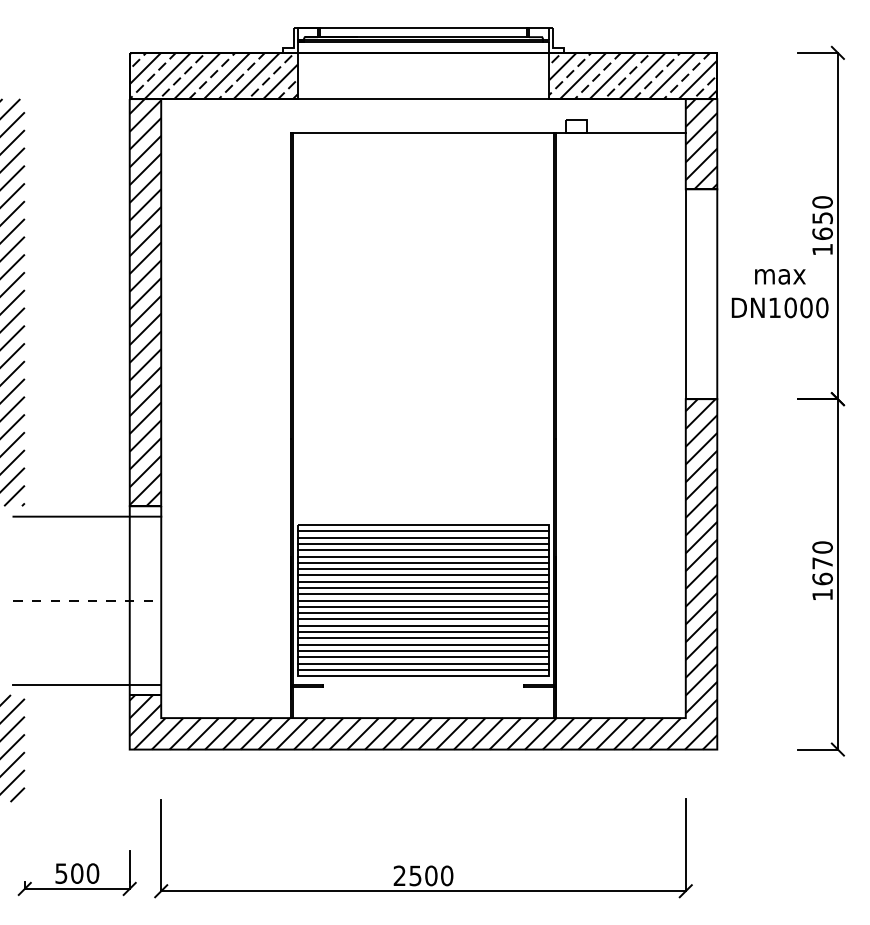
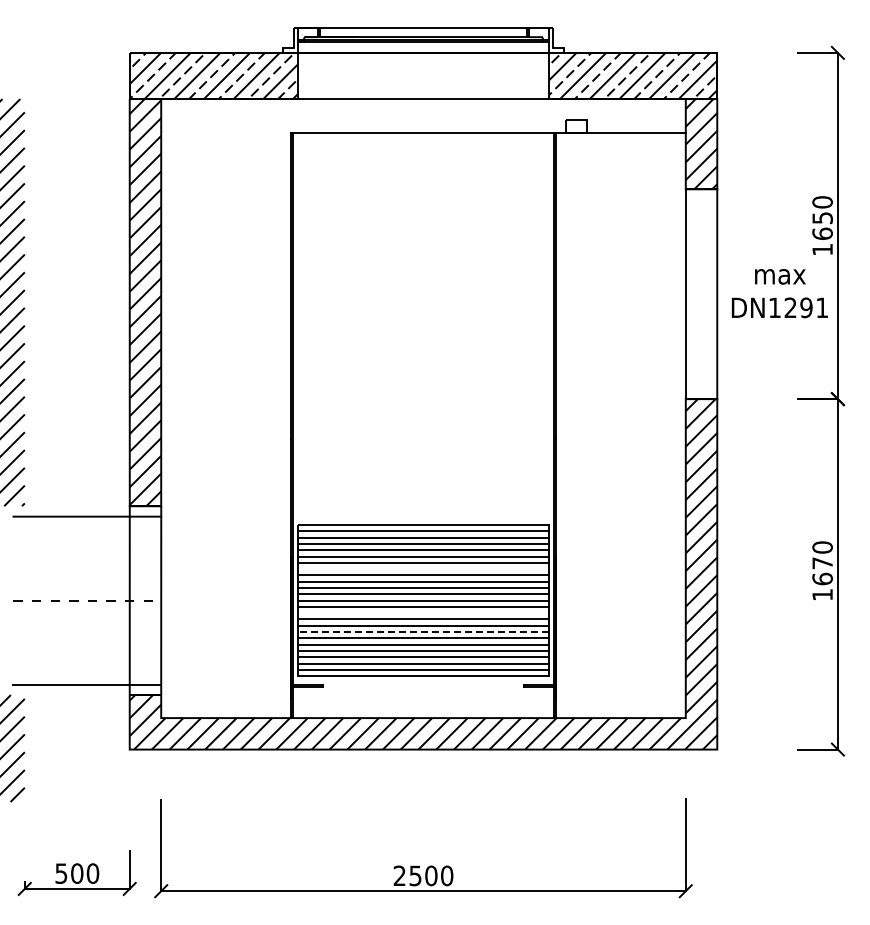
text: DN1000 -> DN1291 (806, 307)
line: present -> none (423, 569)
line: present -> none (423, 613)
line: solid -> dashed (423, 632)
